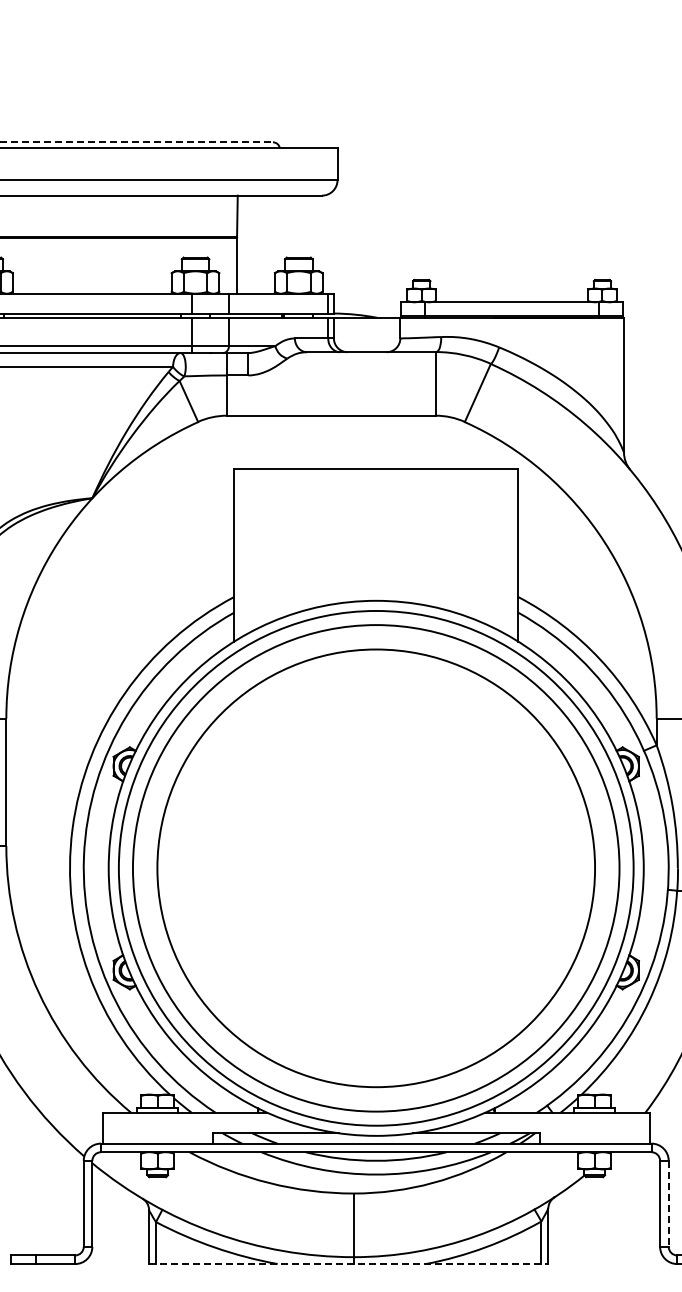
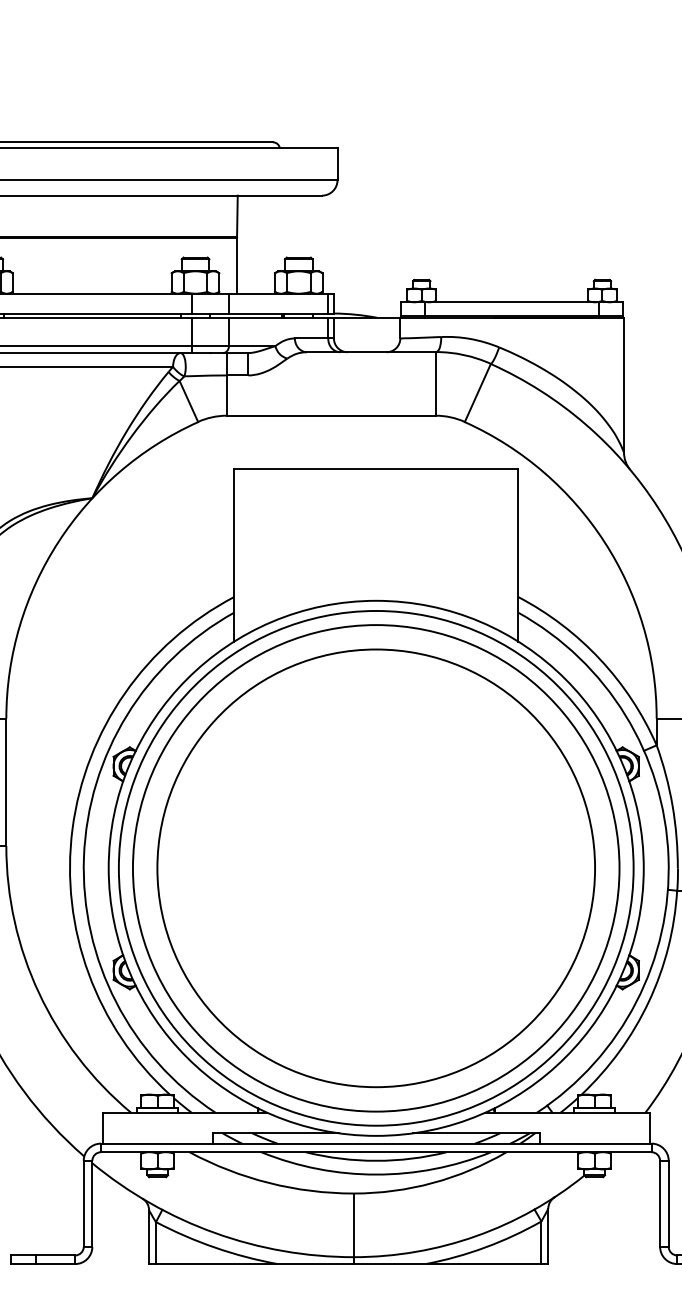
line: dashed -> solid (137, 142)
line: dashed -> solid (668, 1204)
line: dashed -> solid (348, 1264)
